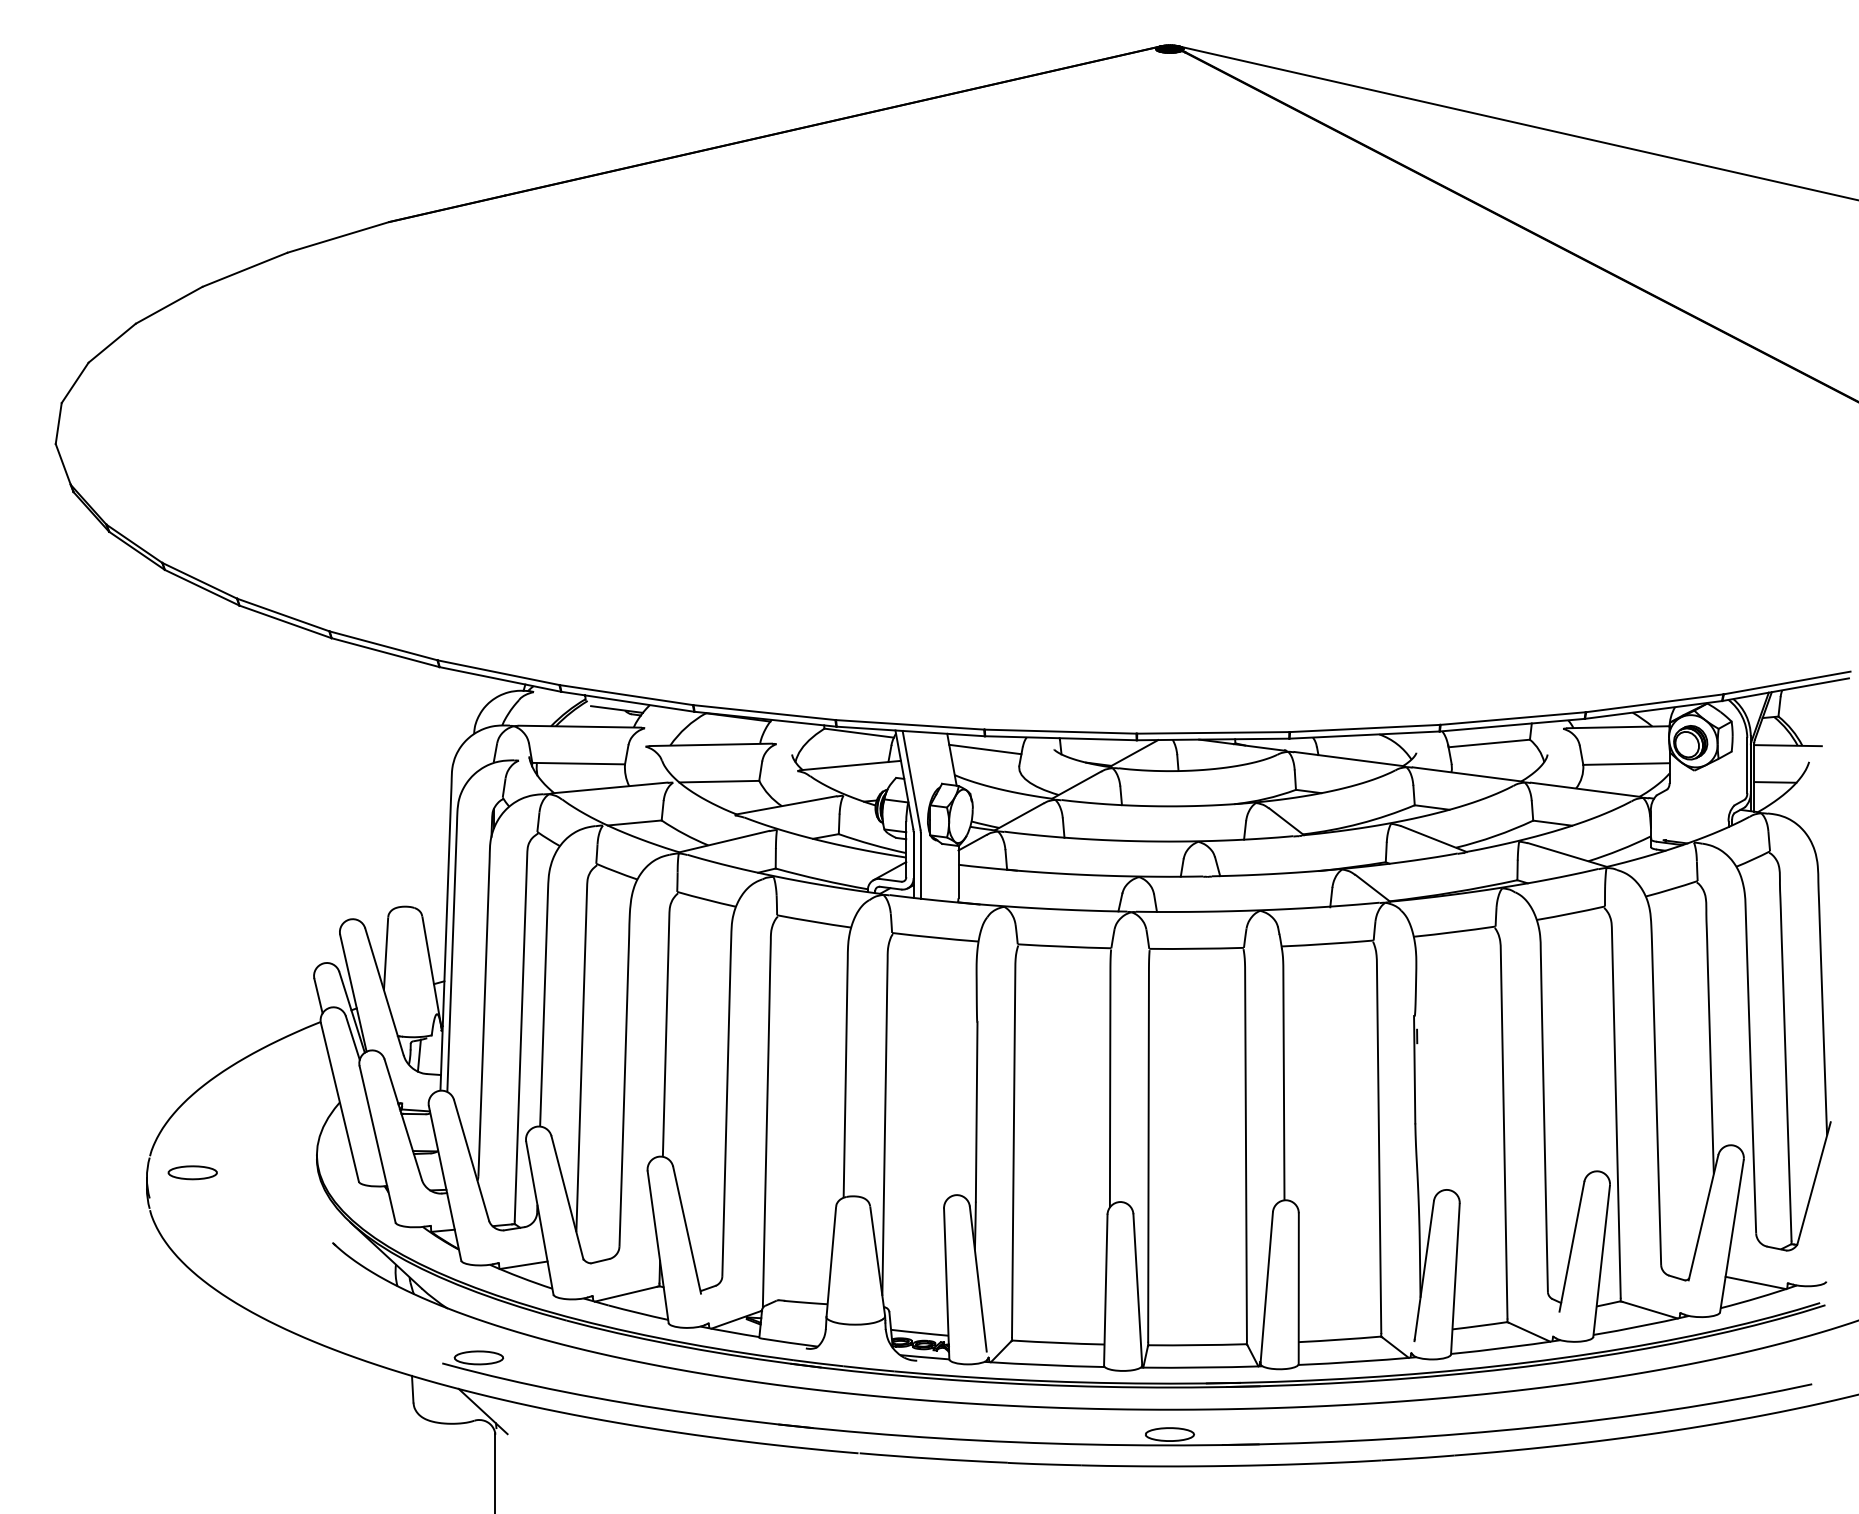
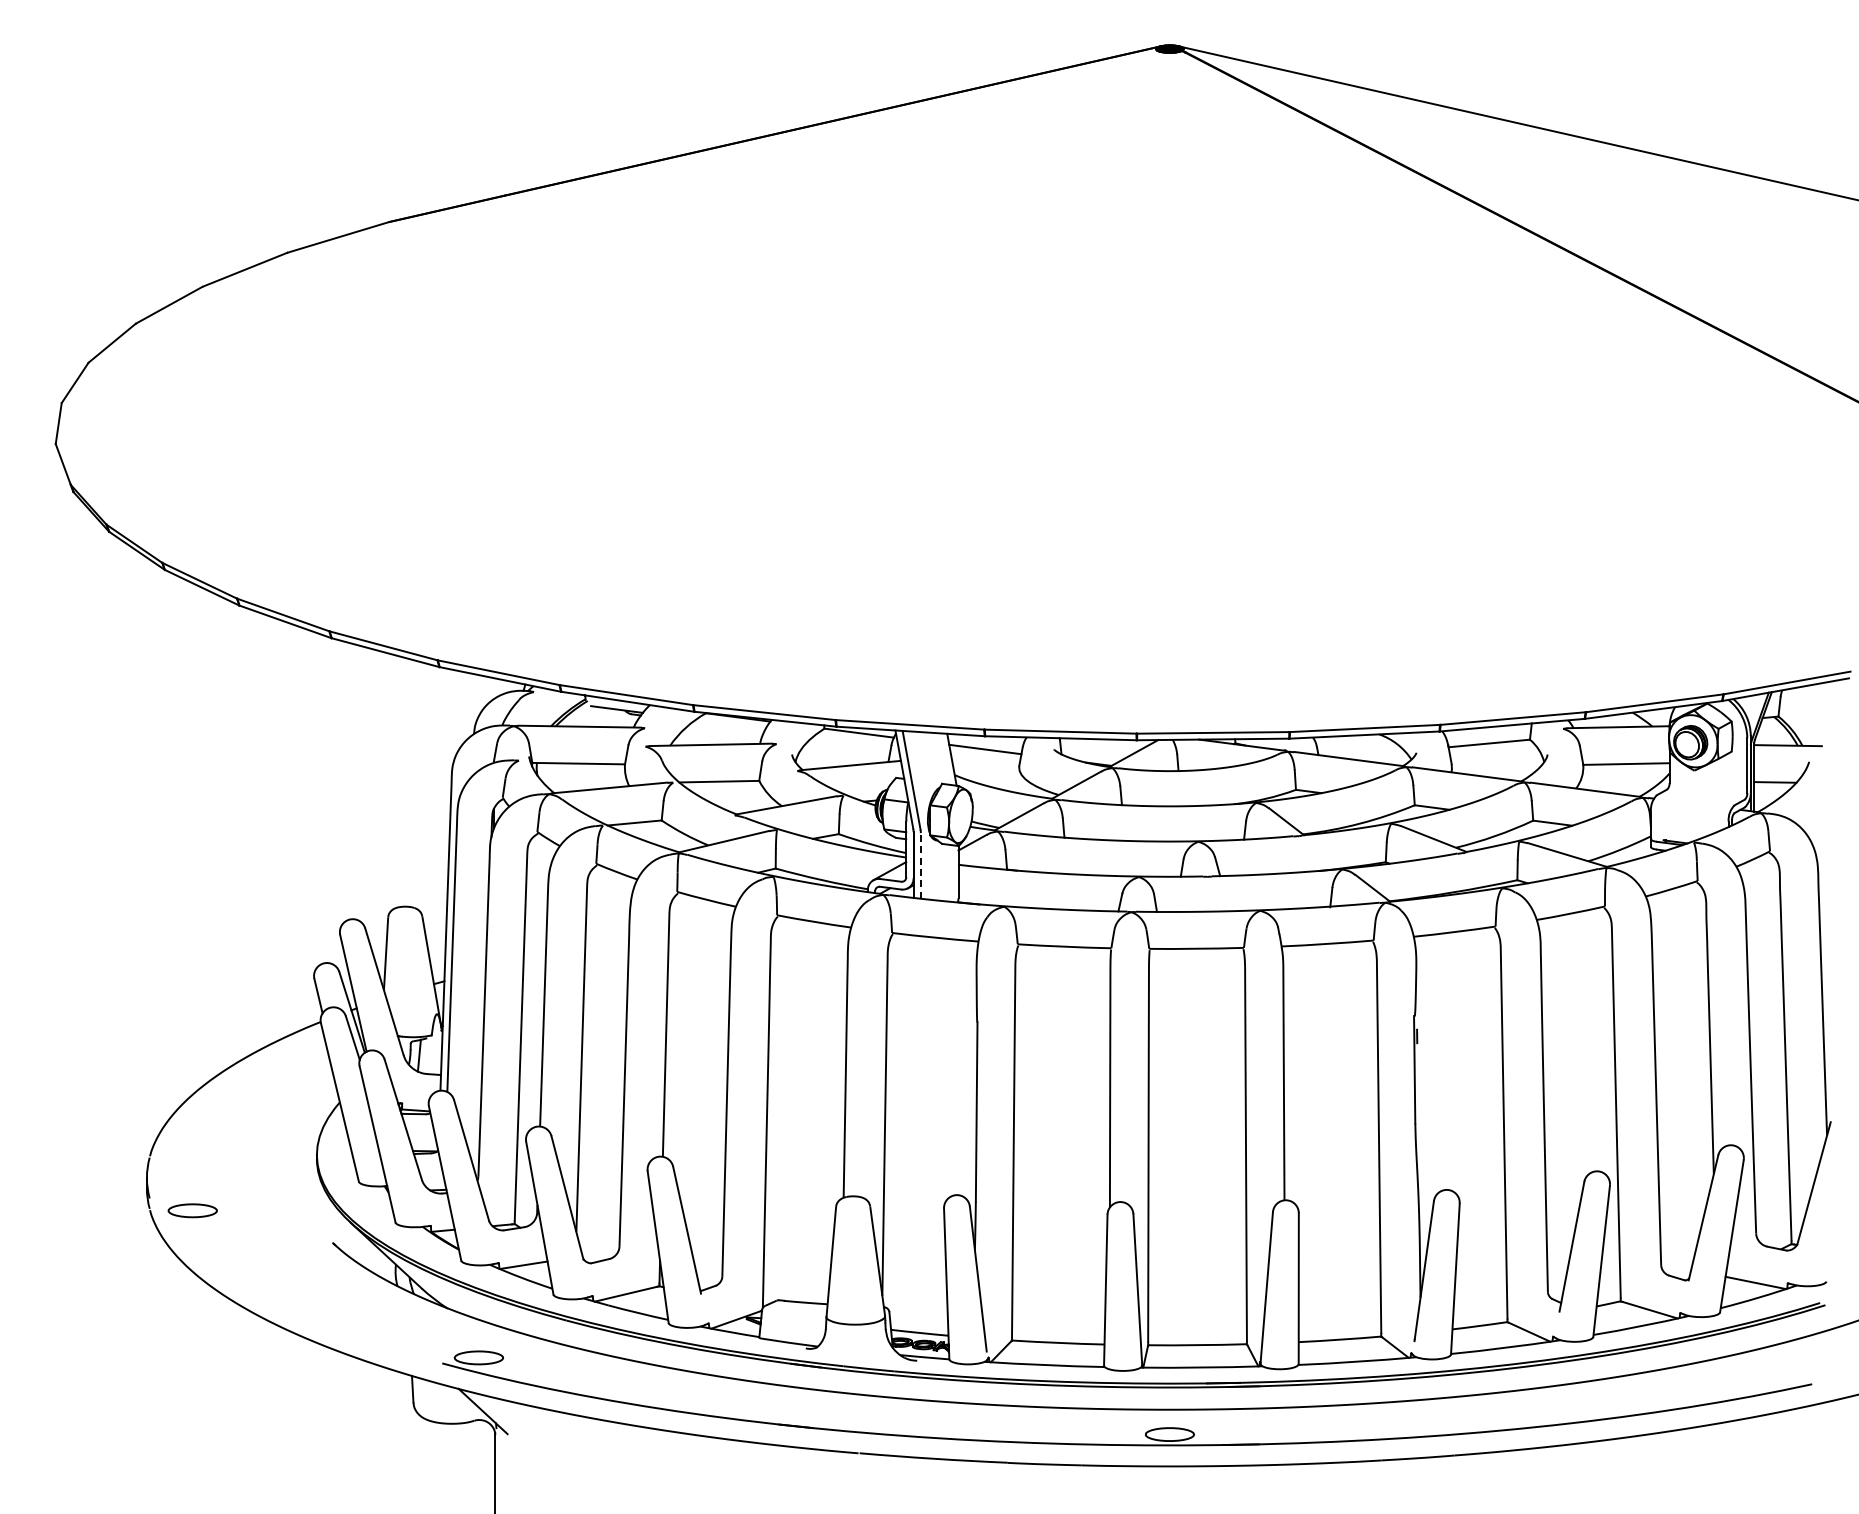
line: solid -> dashed (920, 865)
part position: (192, 1172) -> (192, 1210) (192, 1210)
